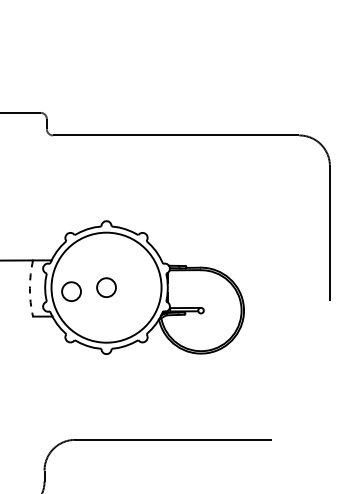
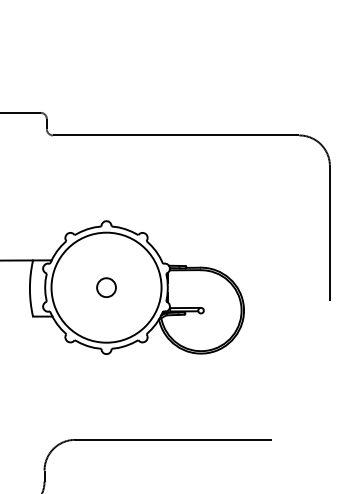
arc: dashed -> solid (29, 288)
circle: present -> none (71, 291)
